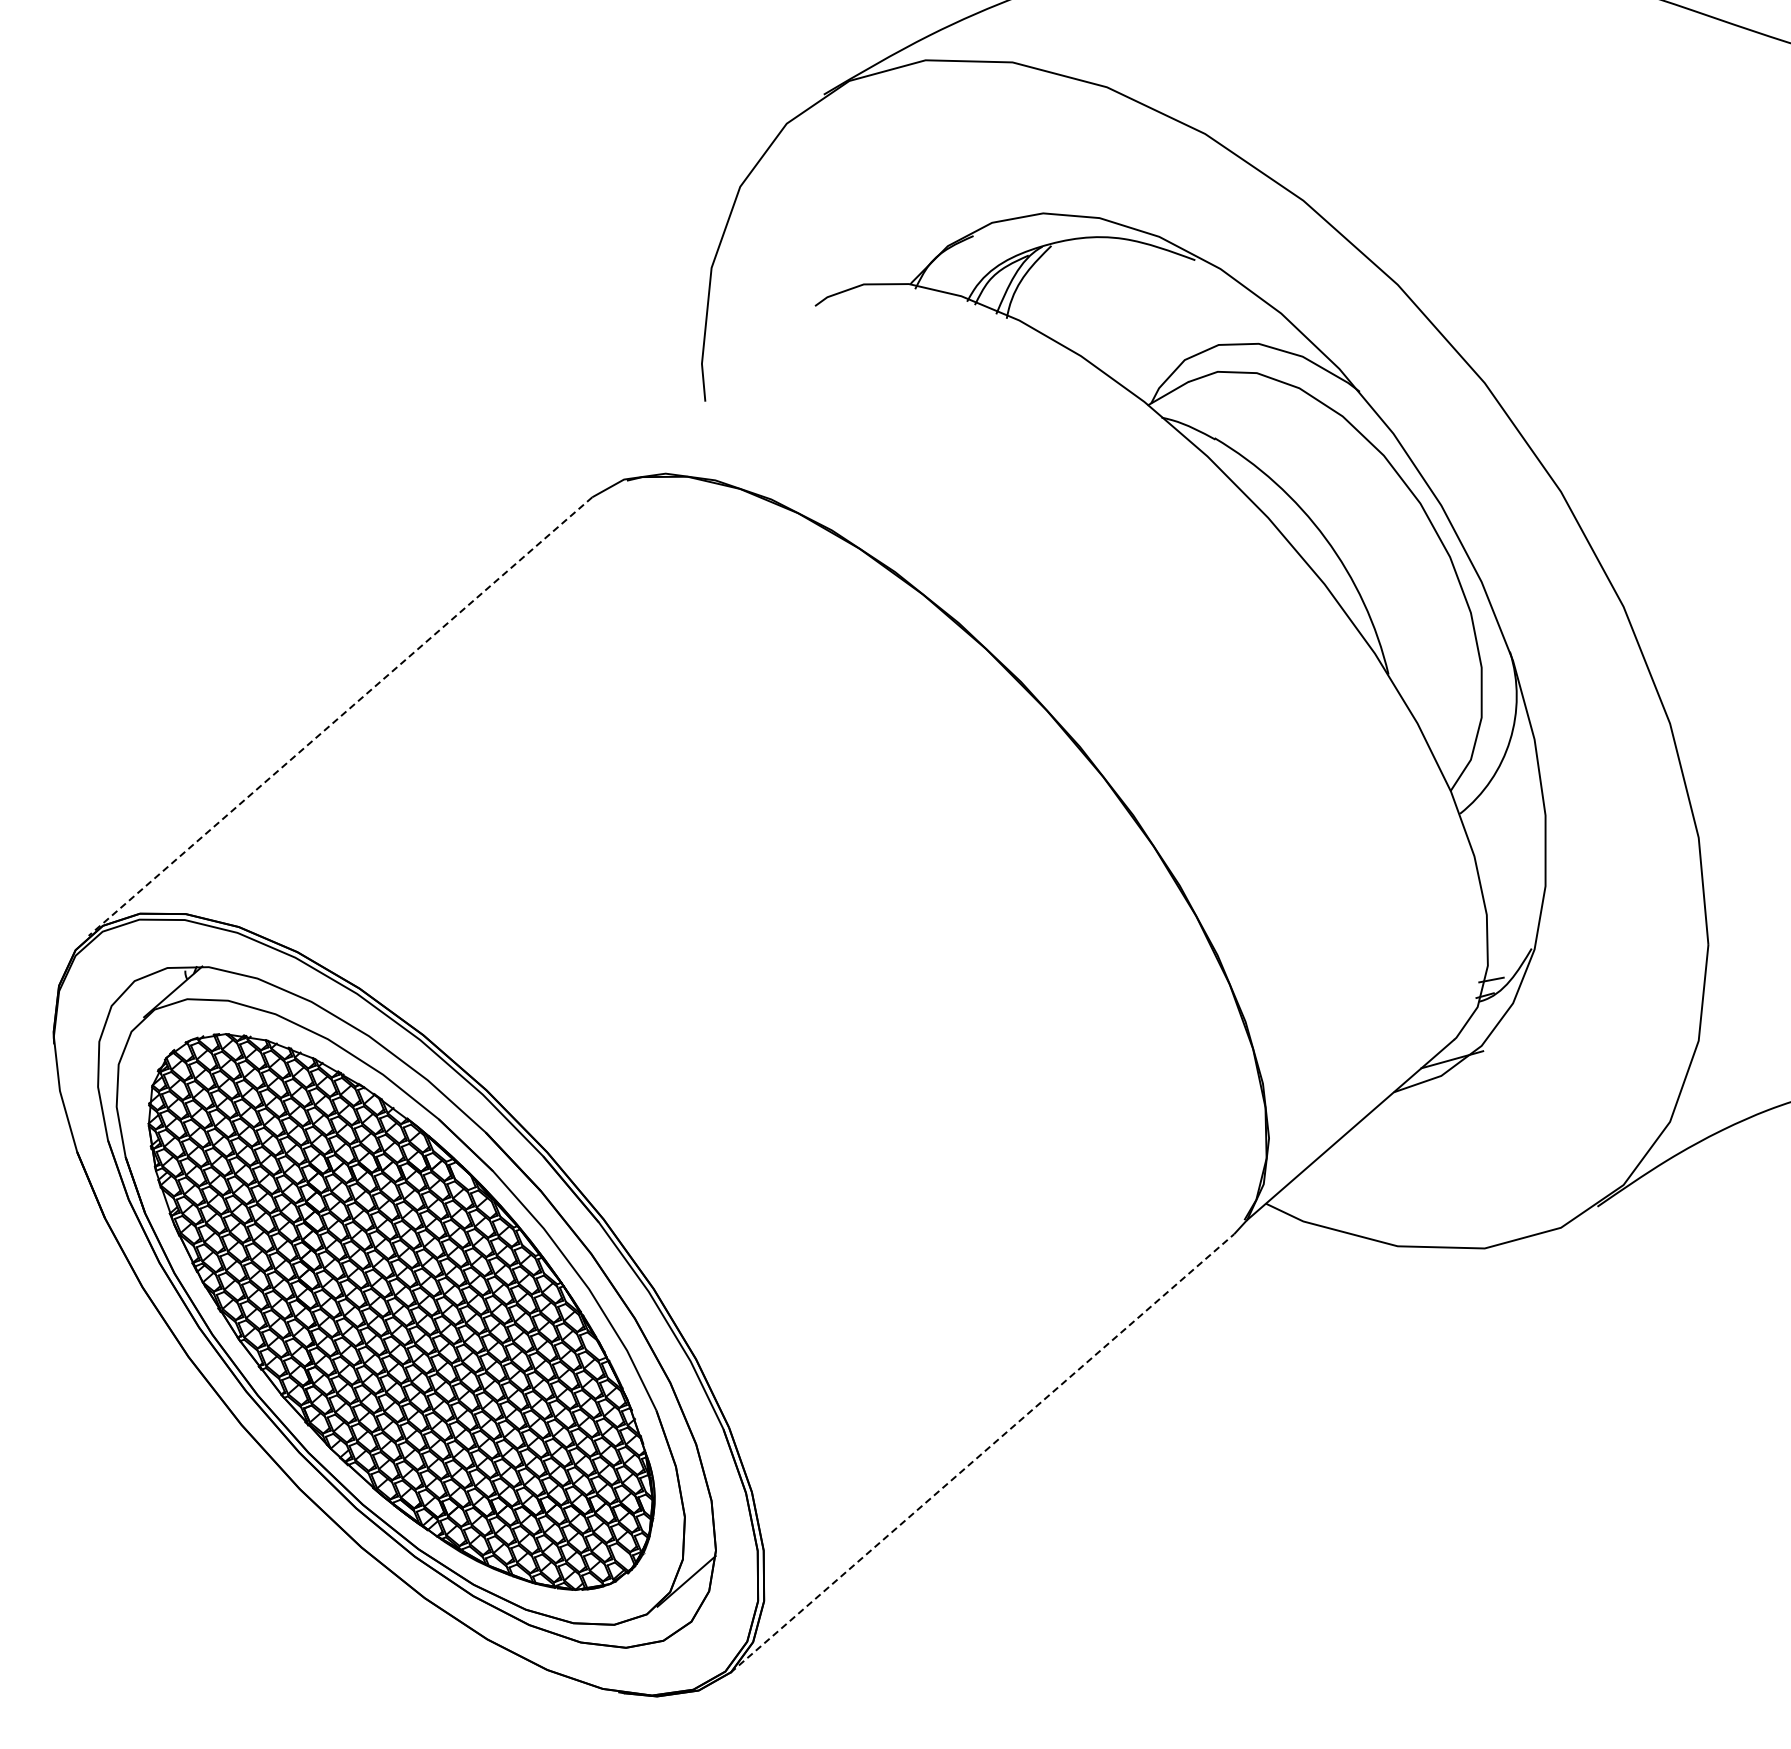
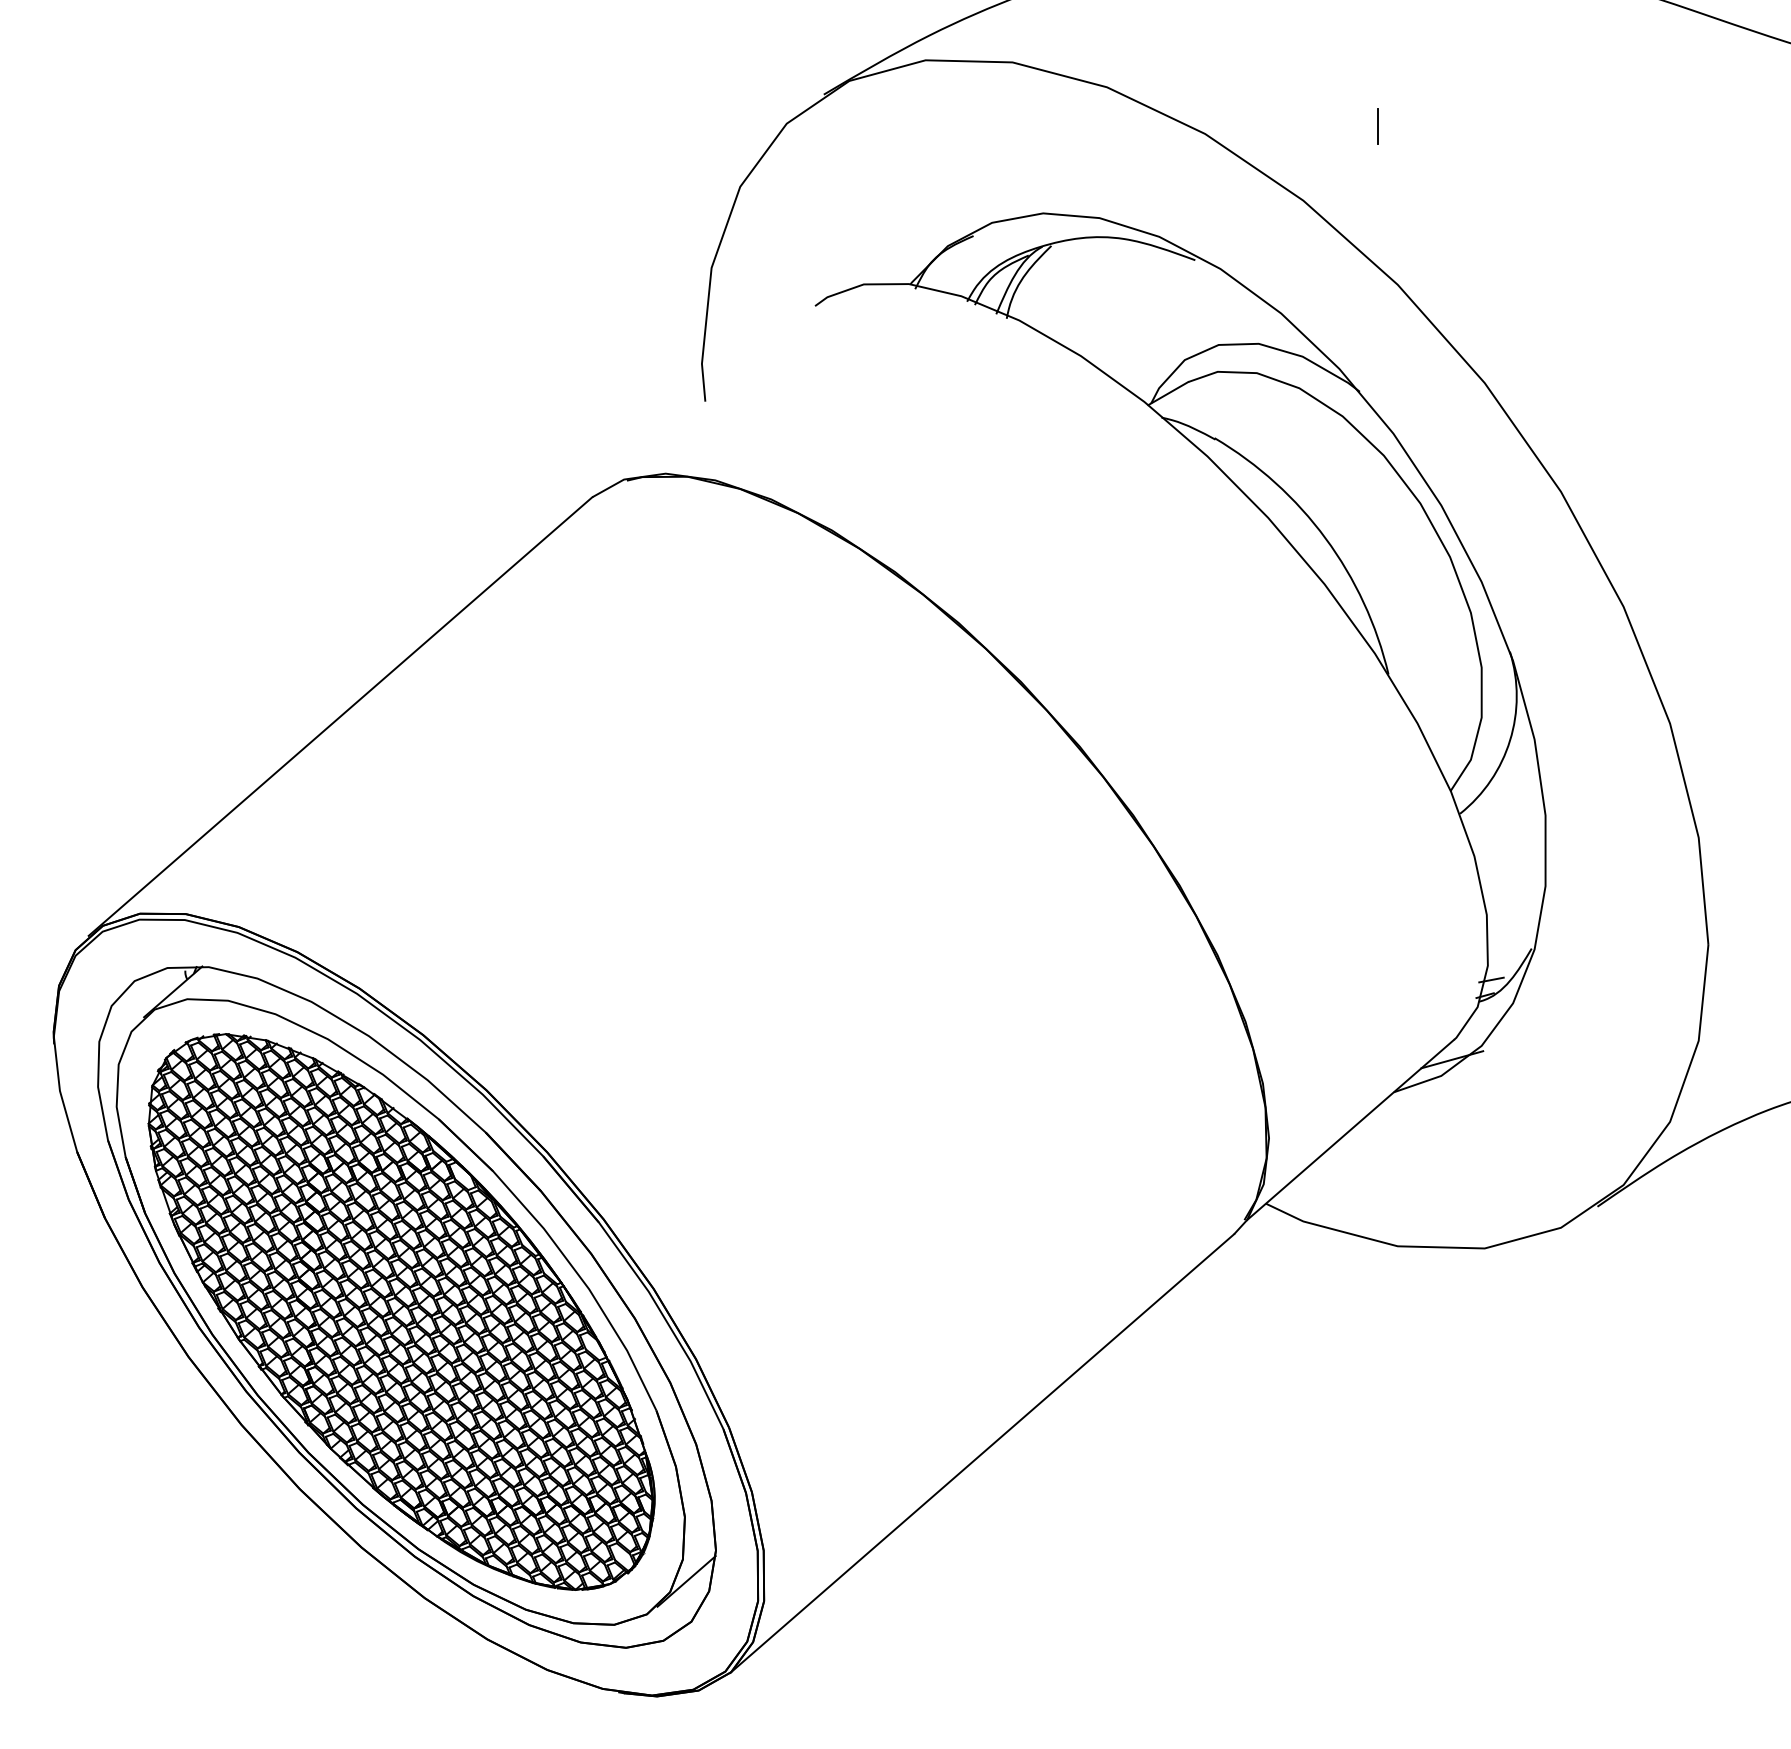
line: none -> present (1377, 126)
line: dashed -> solid (340, 716)
line: dashed -> solid (982, 1453)
